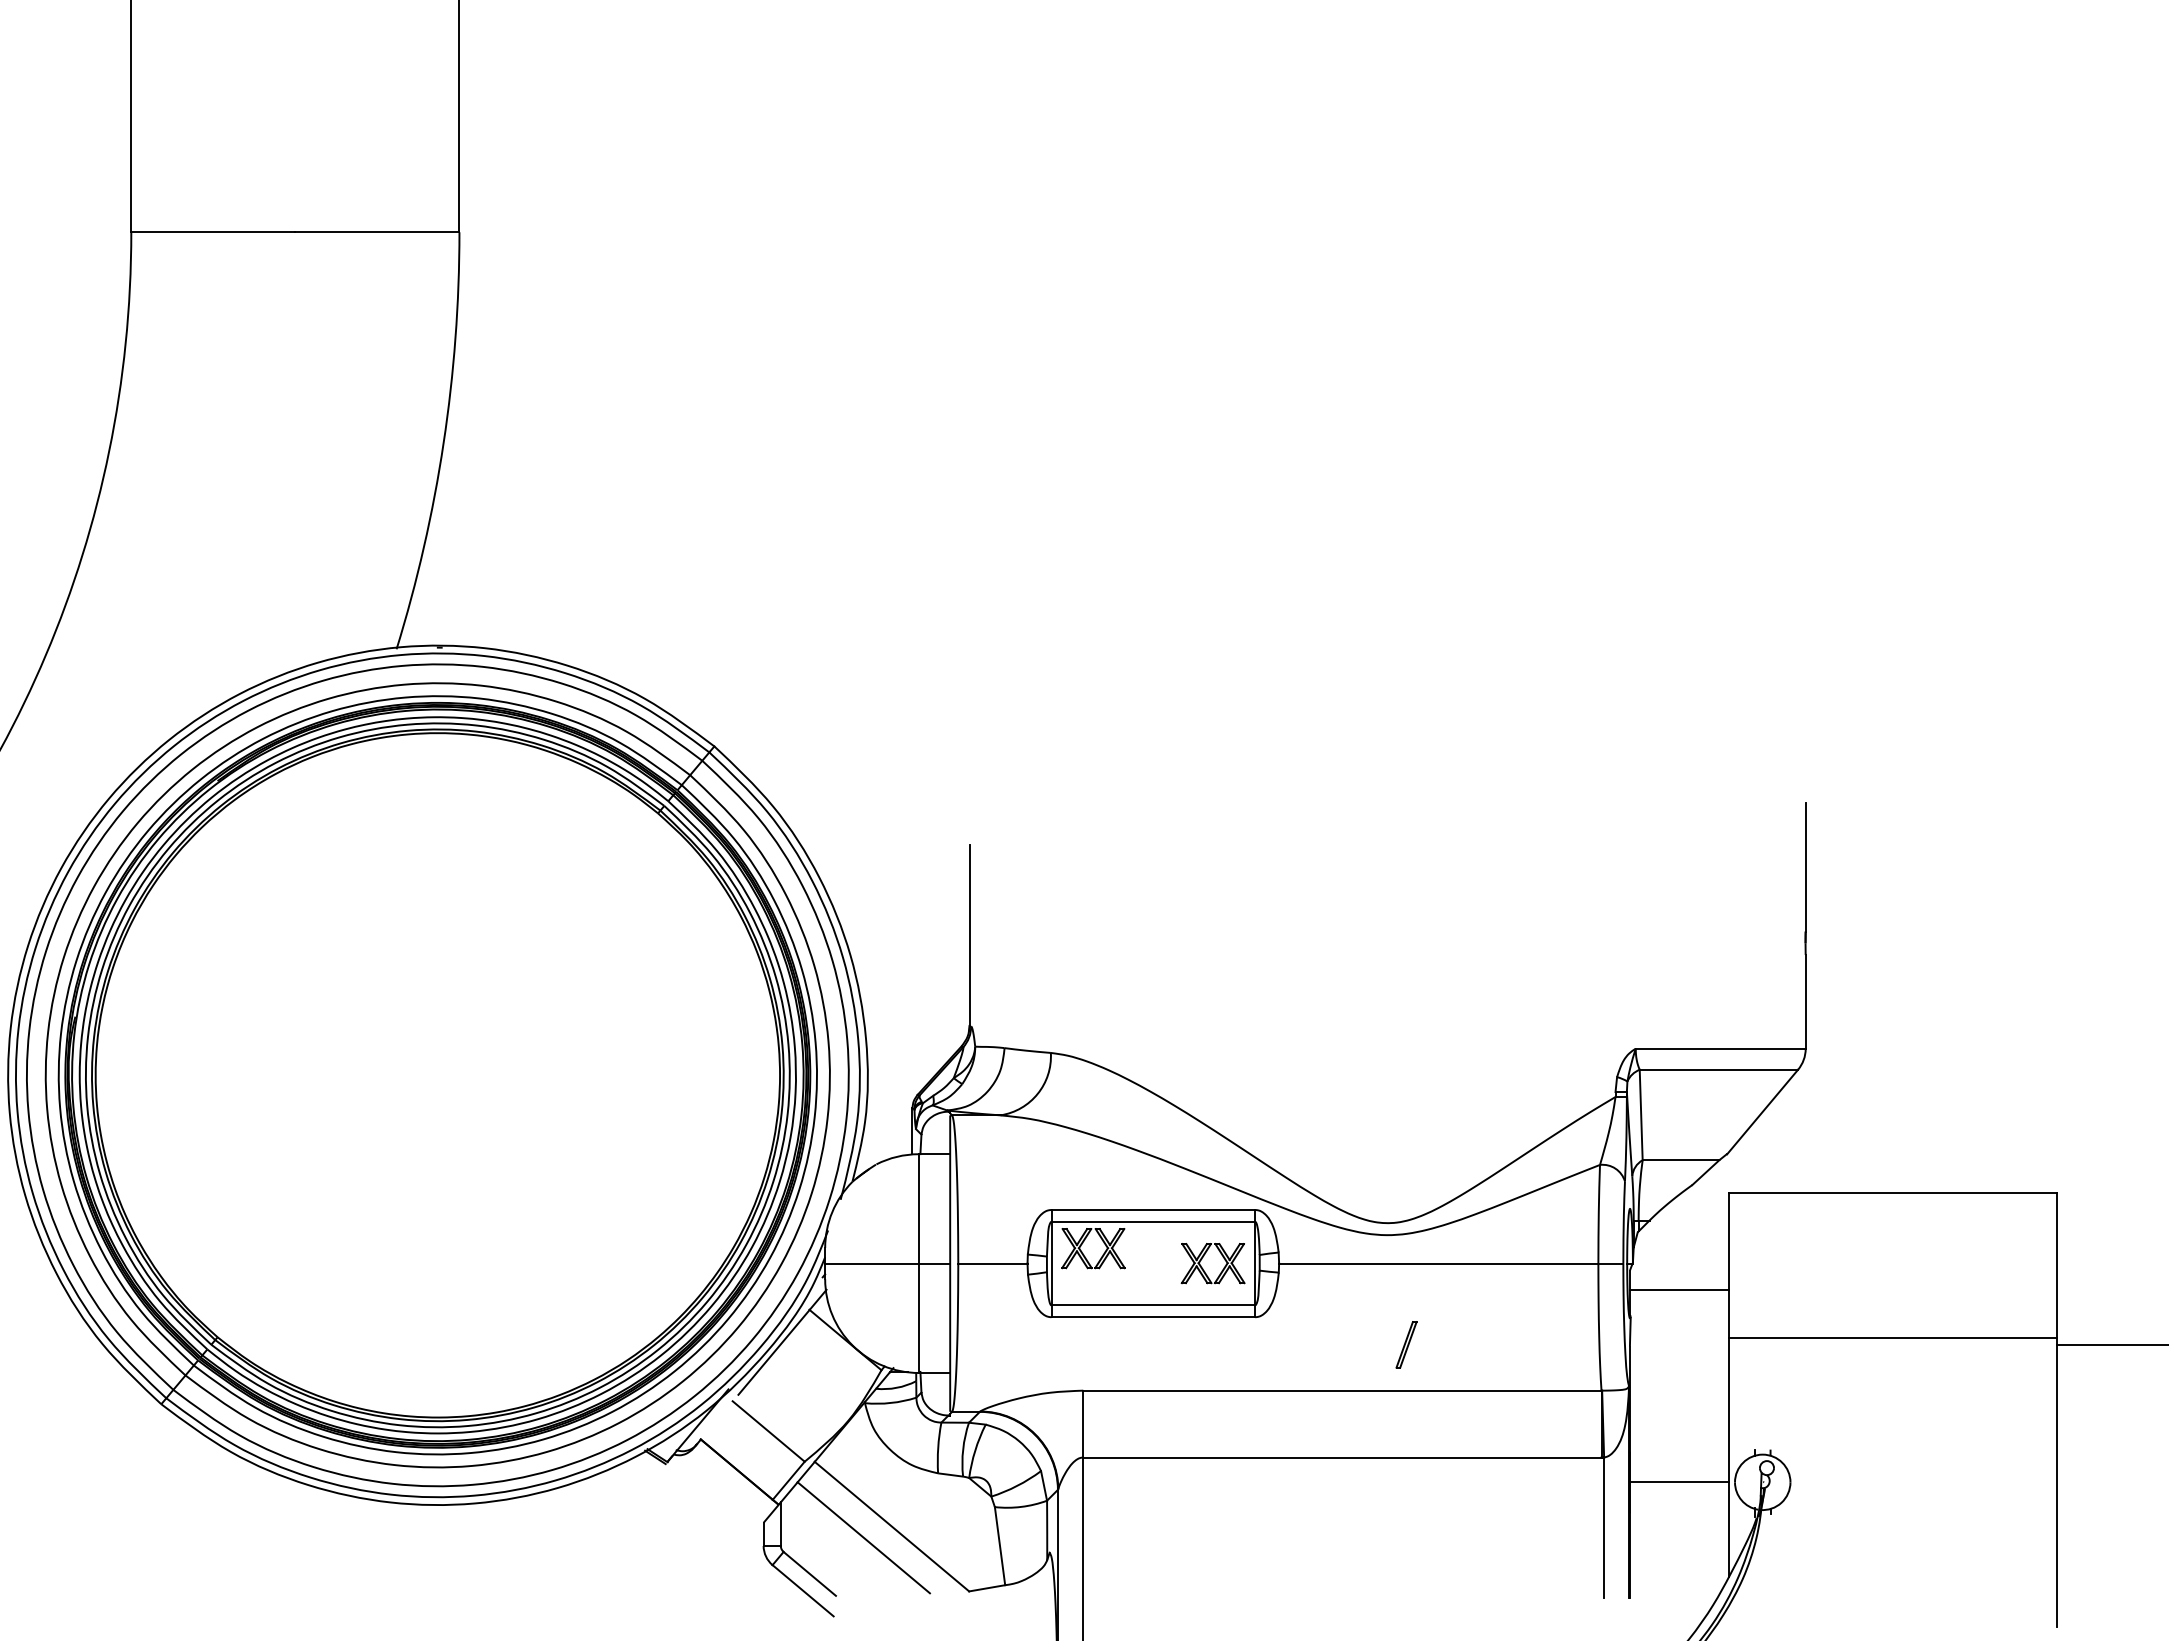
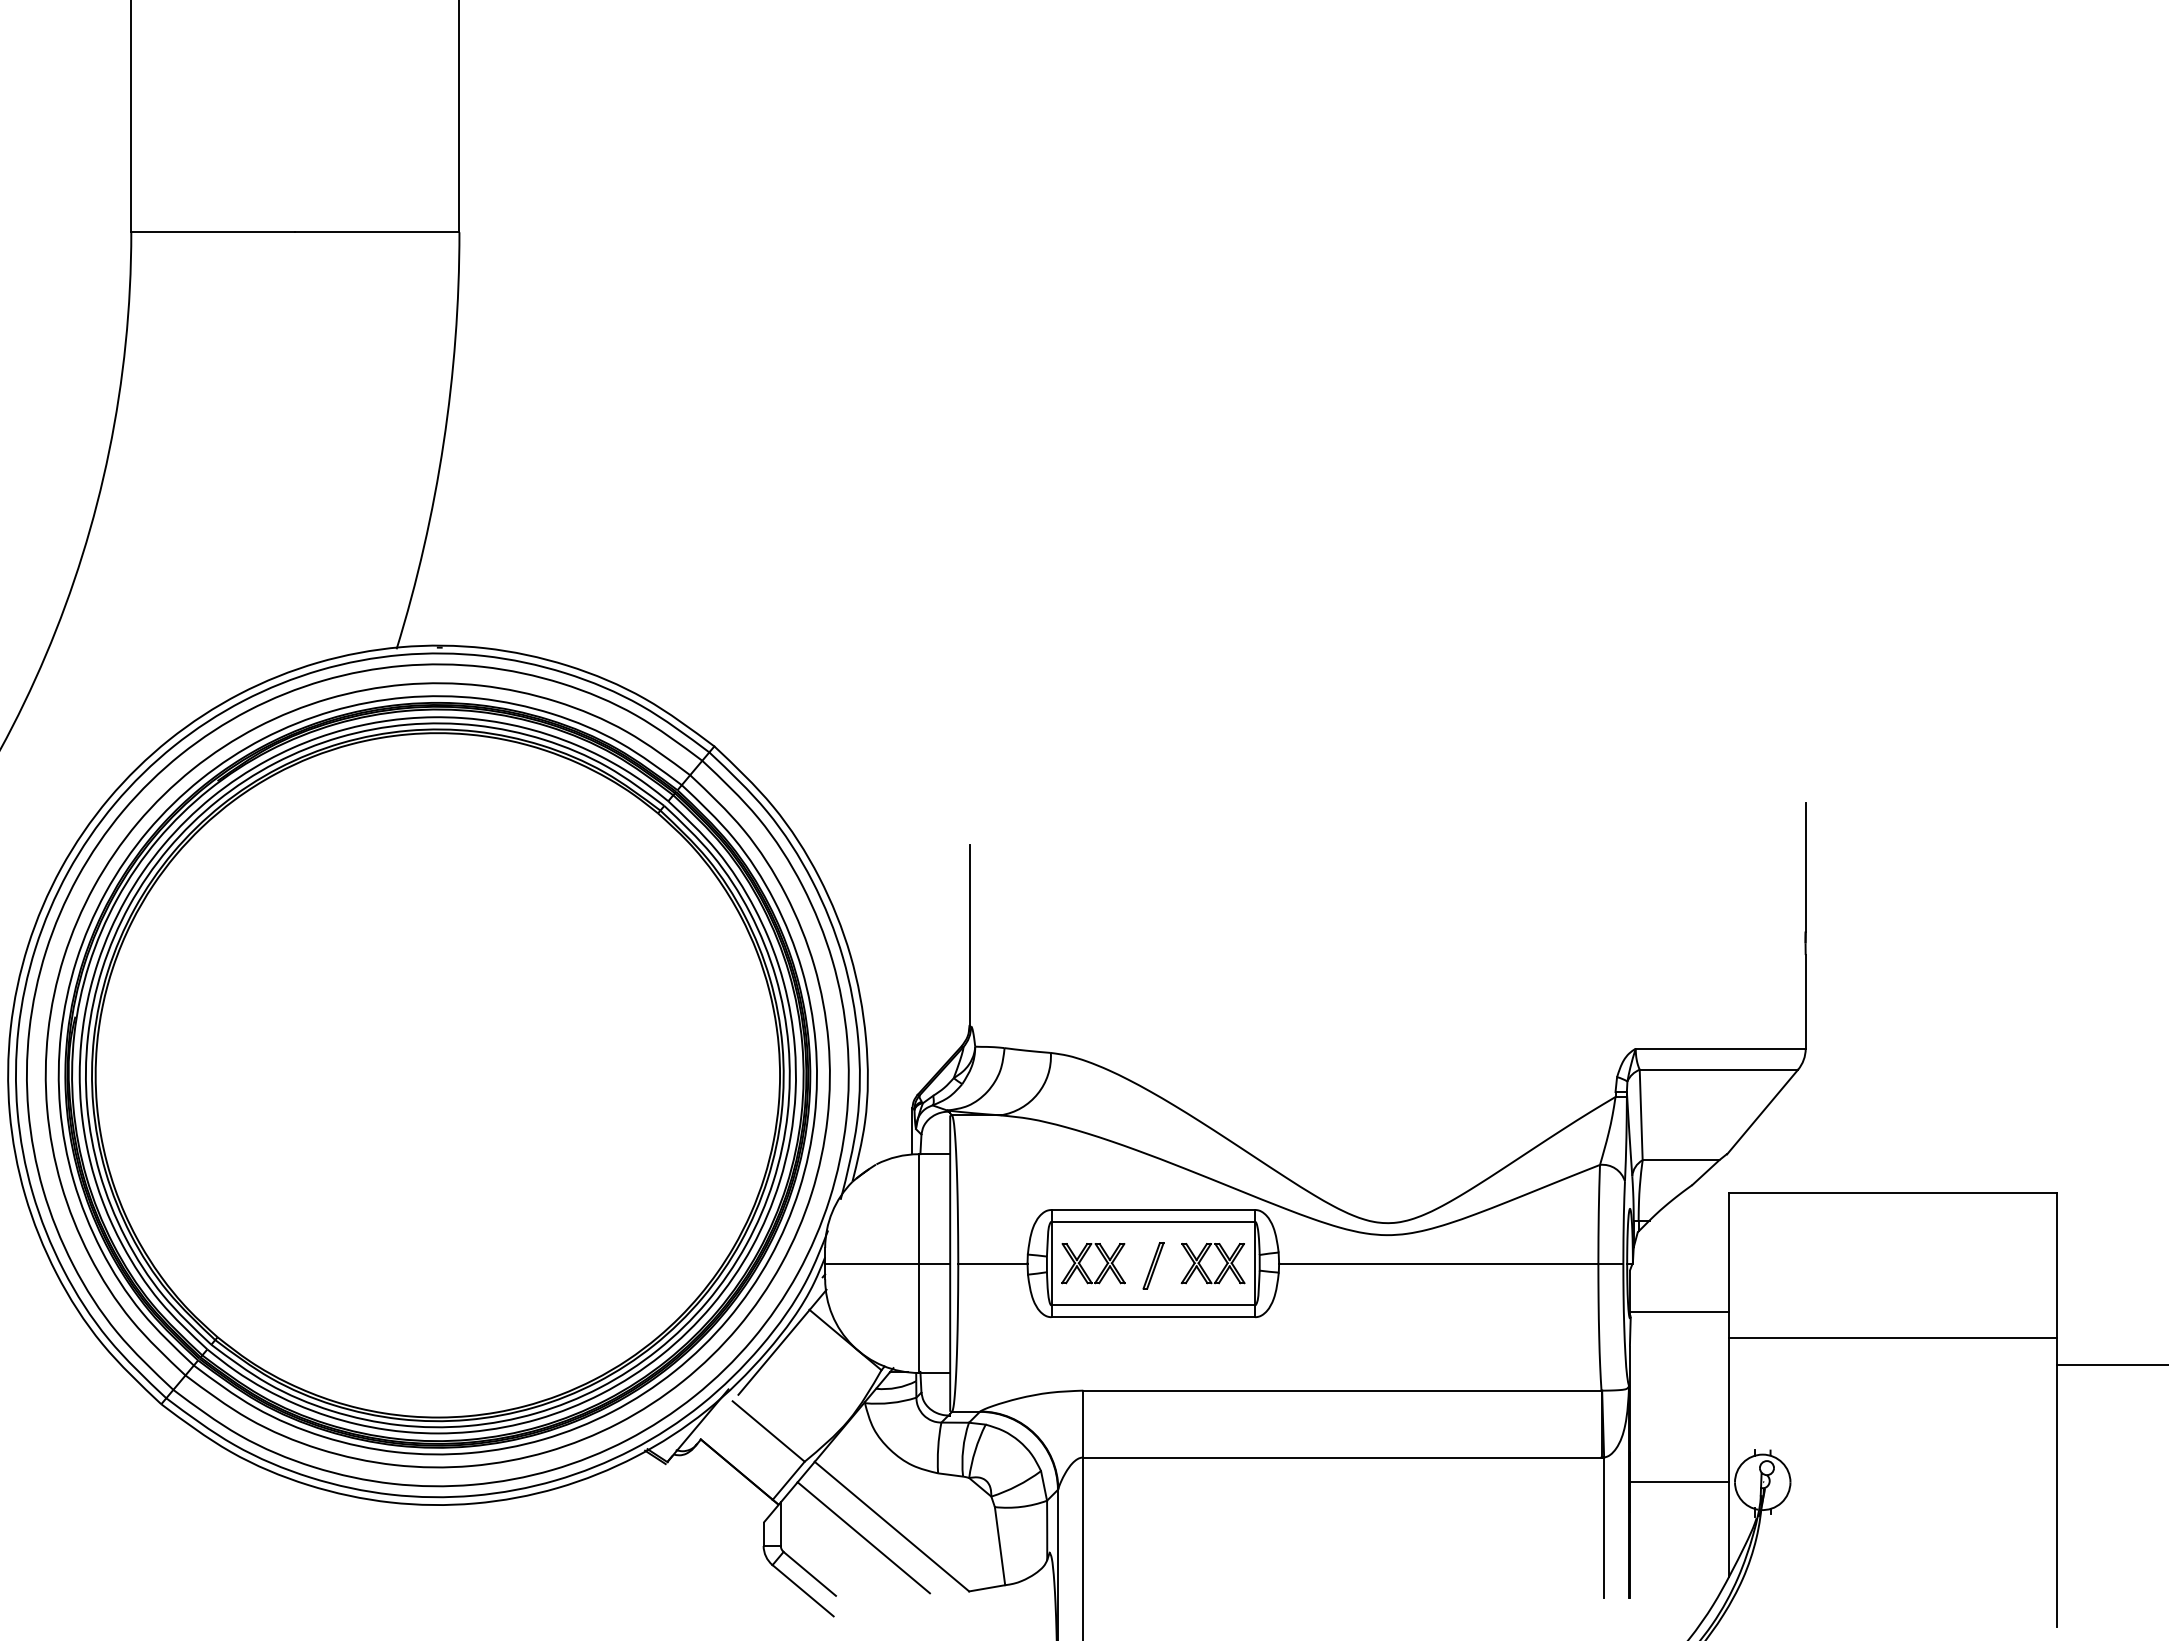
part position: (1084, 1254) -> (1084, 1269) (1084, 1269)
line position: (1679, 1290) -> (1679, 1312) (1679, 1312)
part position: (1406, 1344) -> (1153, 1265) (1153, 1265)
line position: (2111, 1345) -> (2111, 1365) (2111, 1365)
